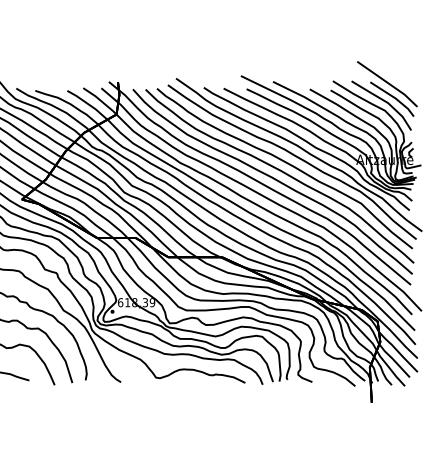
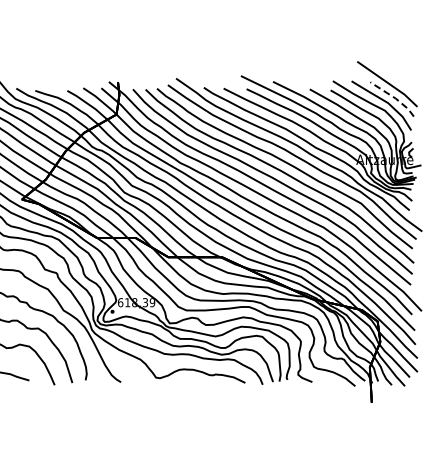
line: solid -> dashed (394, 98)
